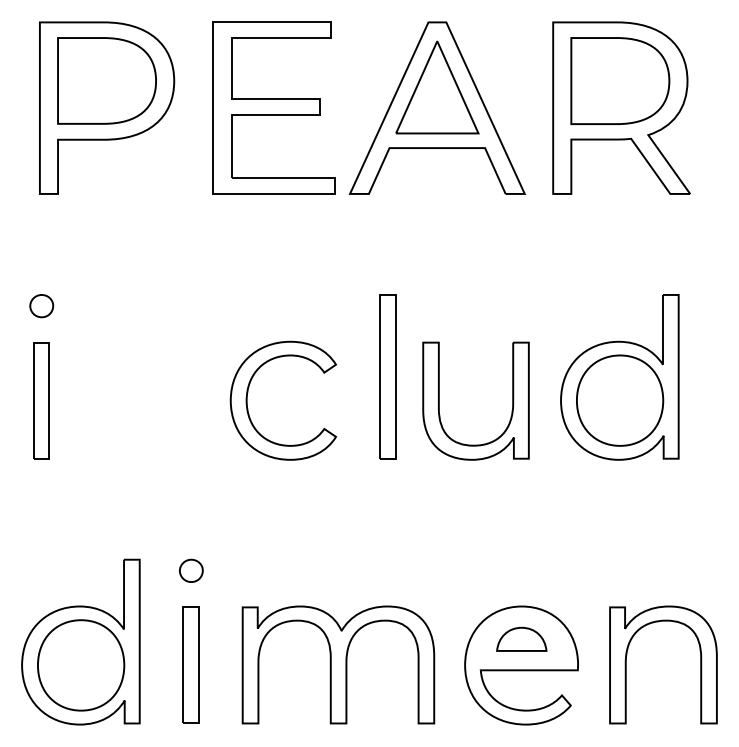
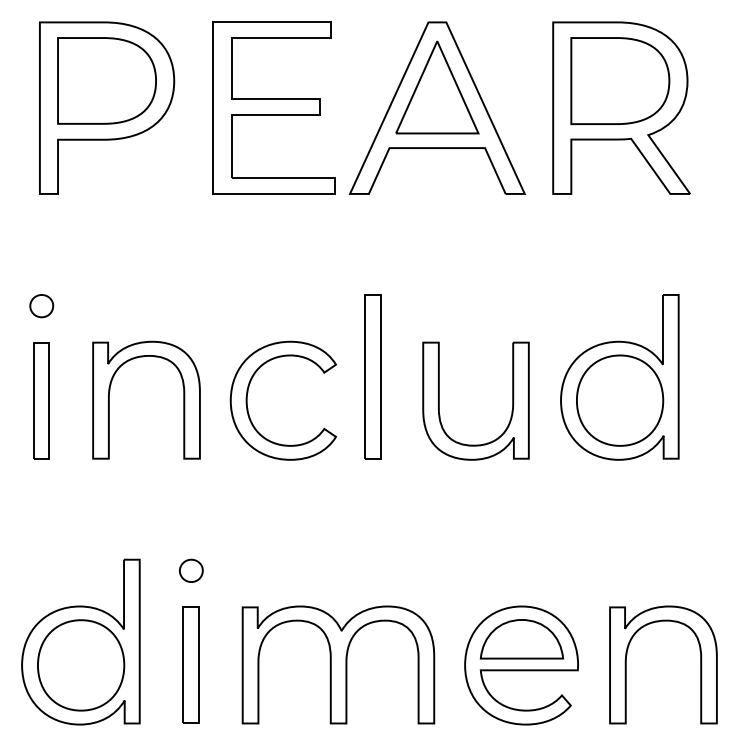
part position: (387, 376) -> (372, 376) (372, 376)
part: none -> present (110, 391)
part size: 52x26 px -> 85x41 px (521, 639)
